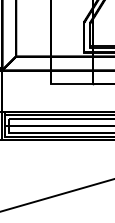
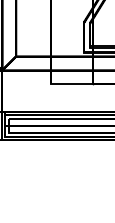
line: present -> none (56, 195)
